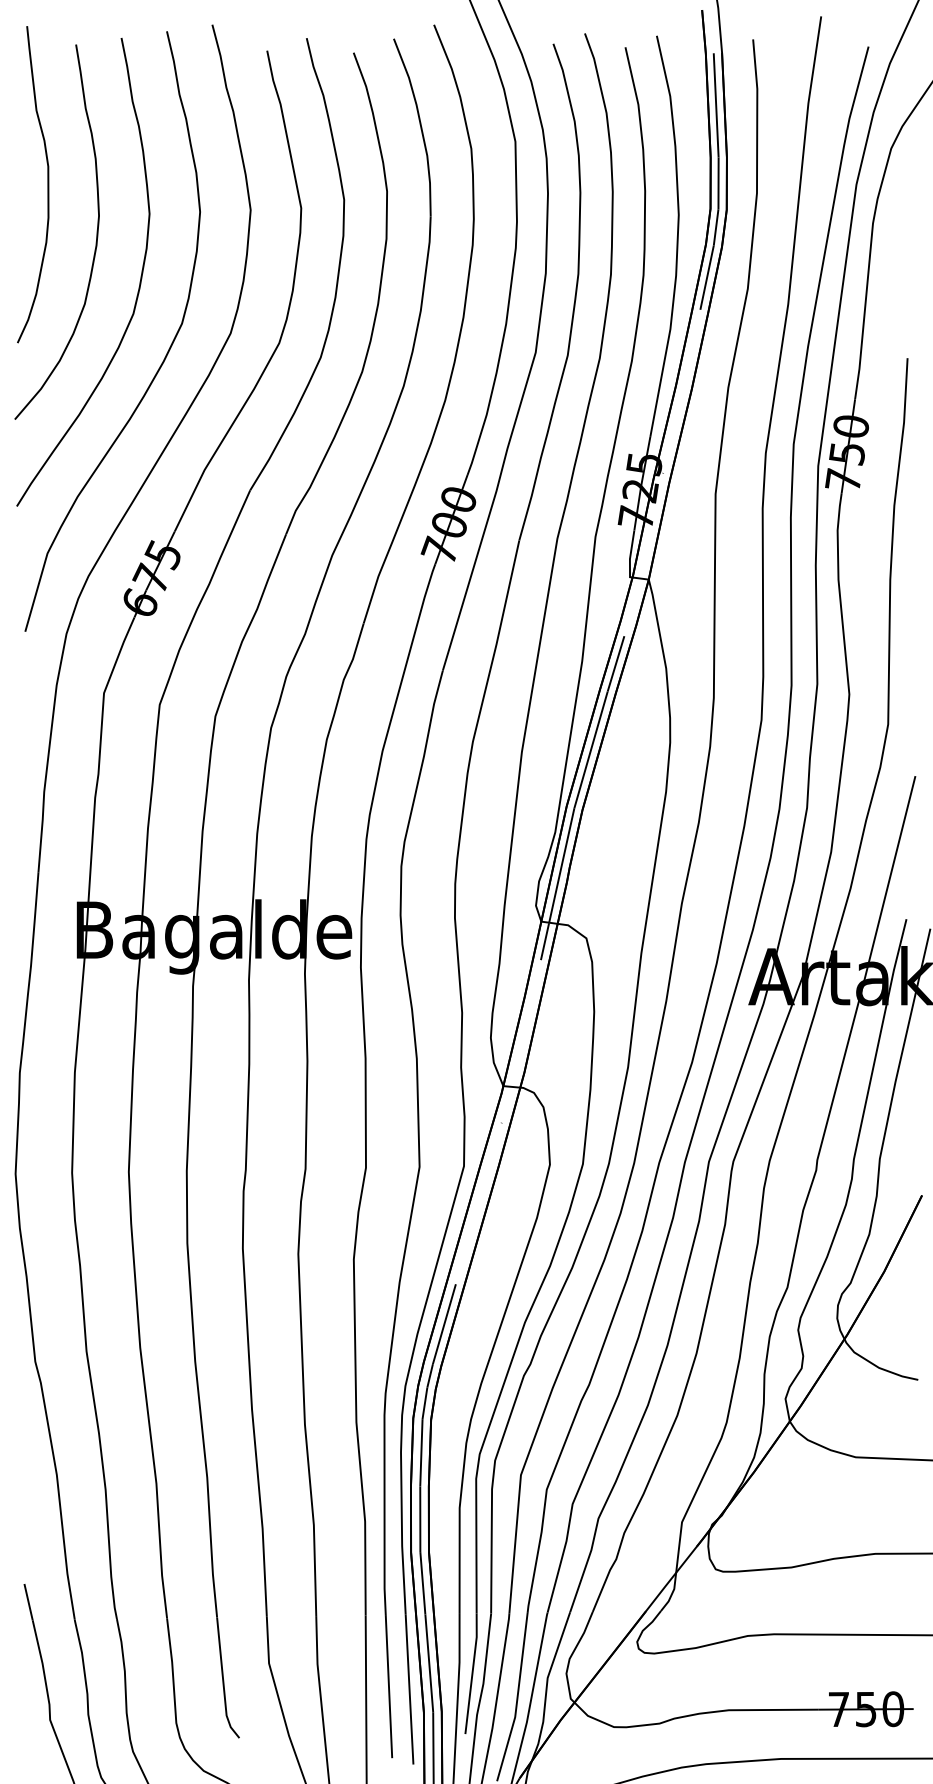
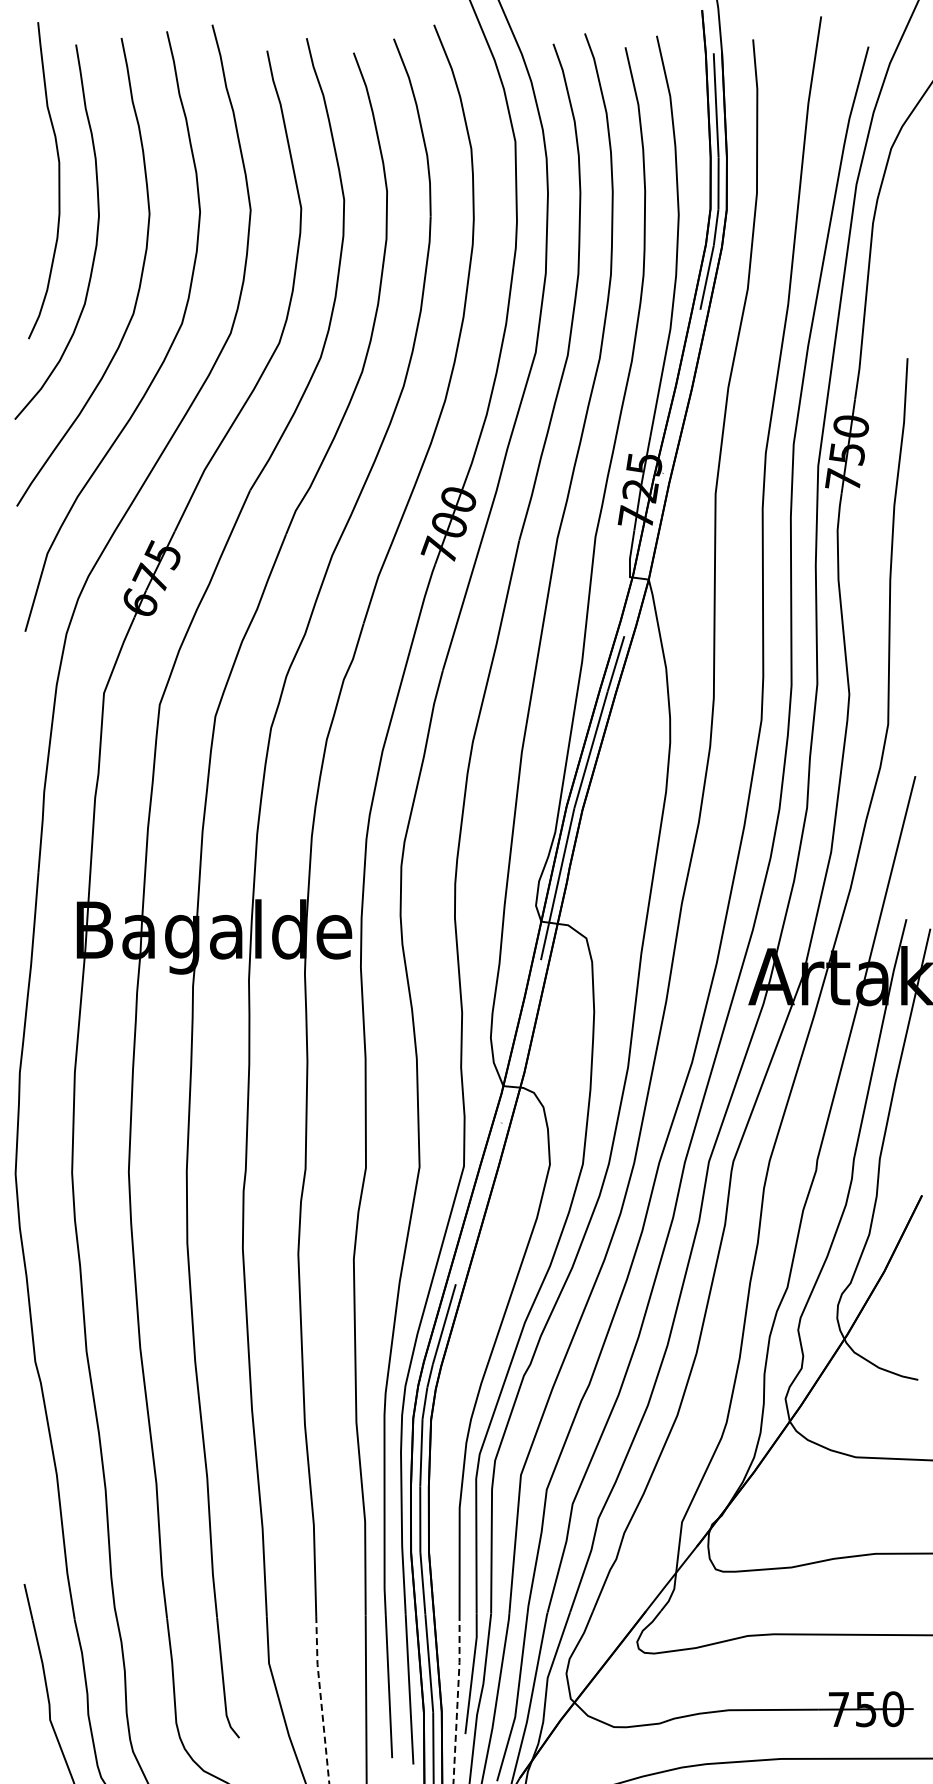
curve position: (47, 184) -> (58, 180) (58, 180)
line: solid -> dashed (320, 1698)
line: solid -> dashed (457, 1698)
